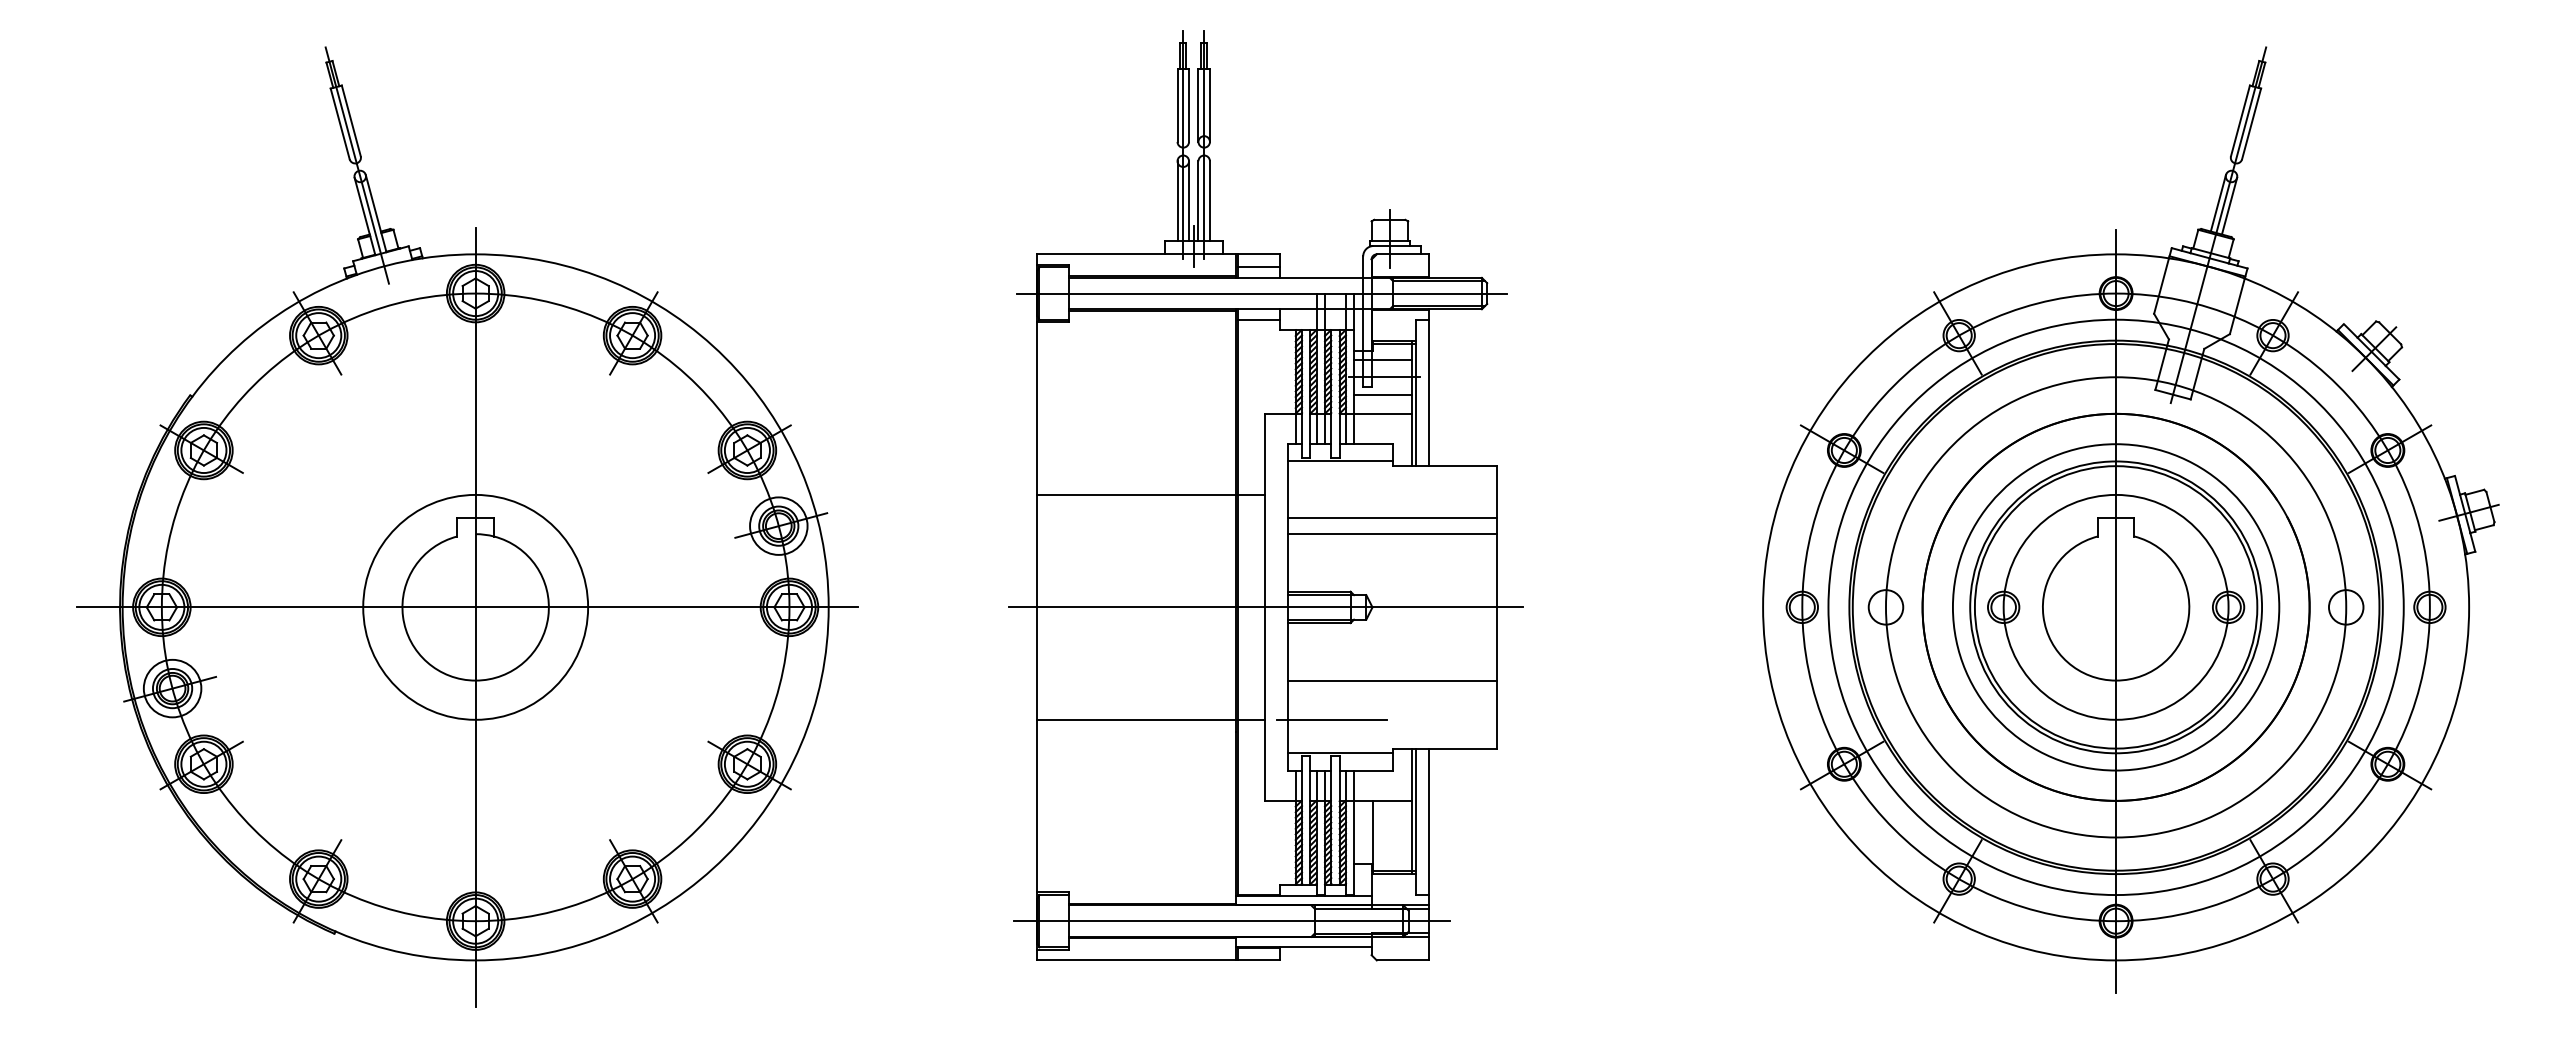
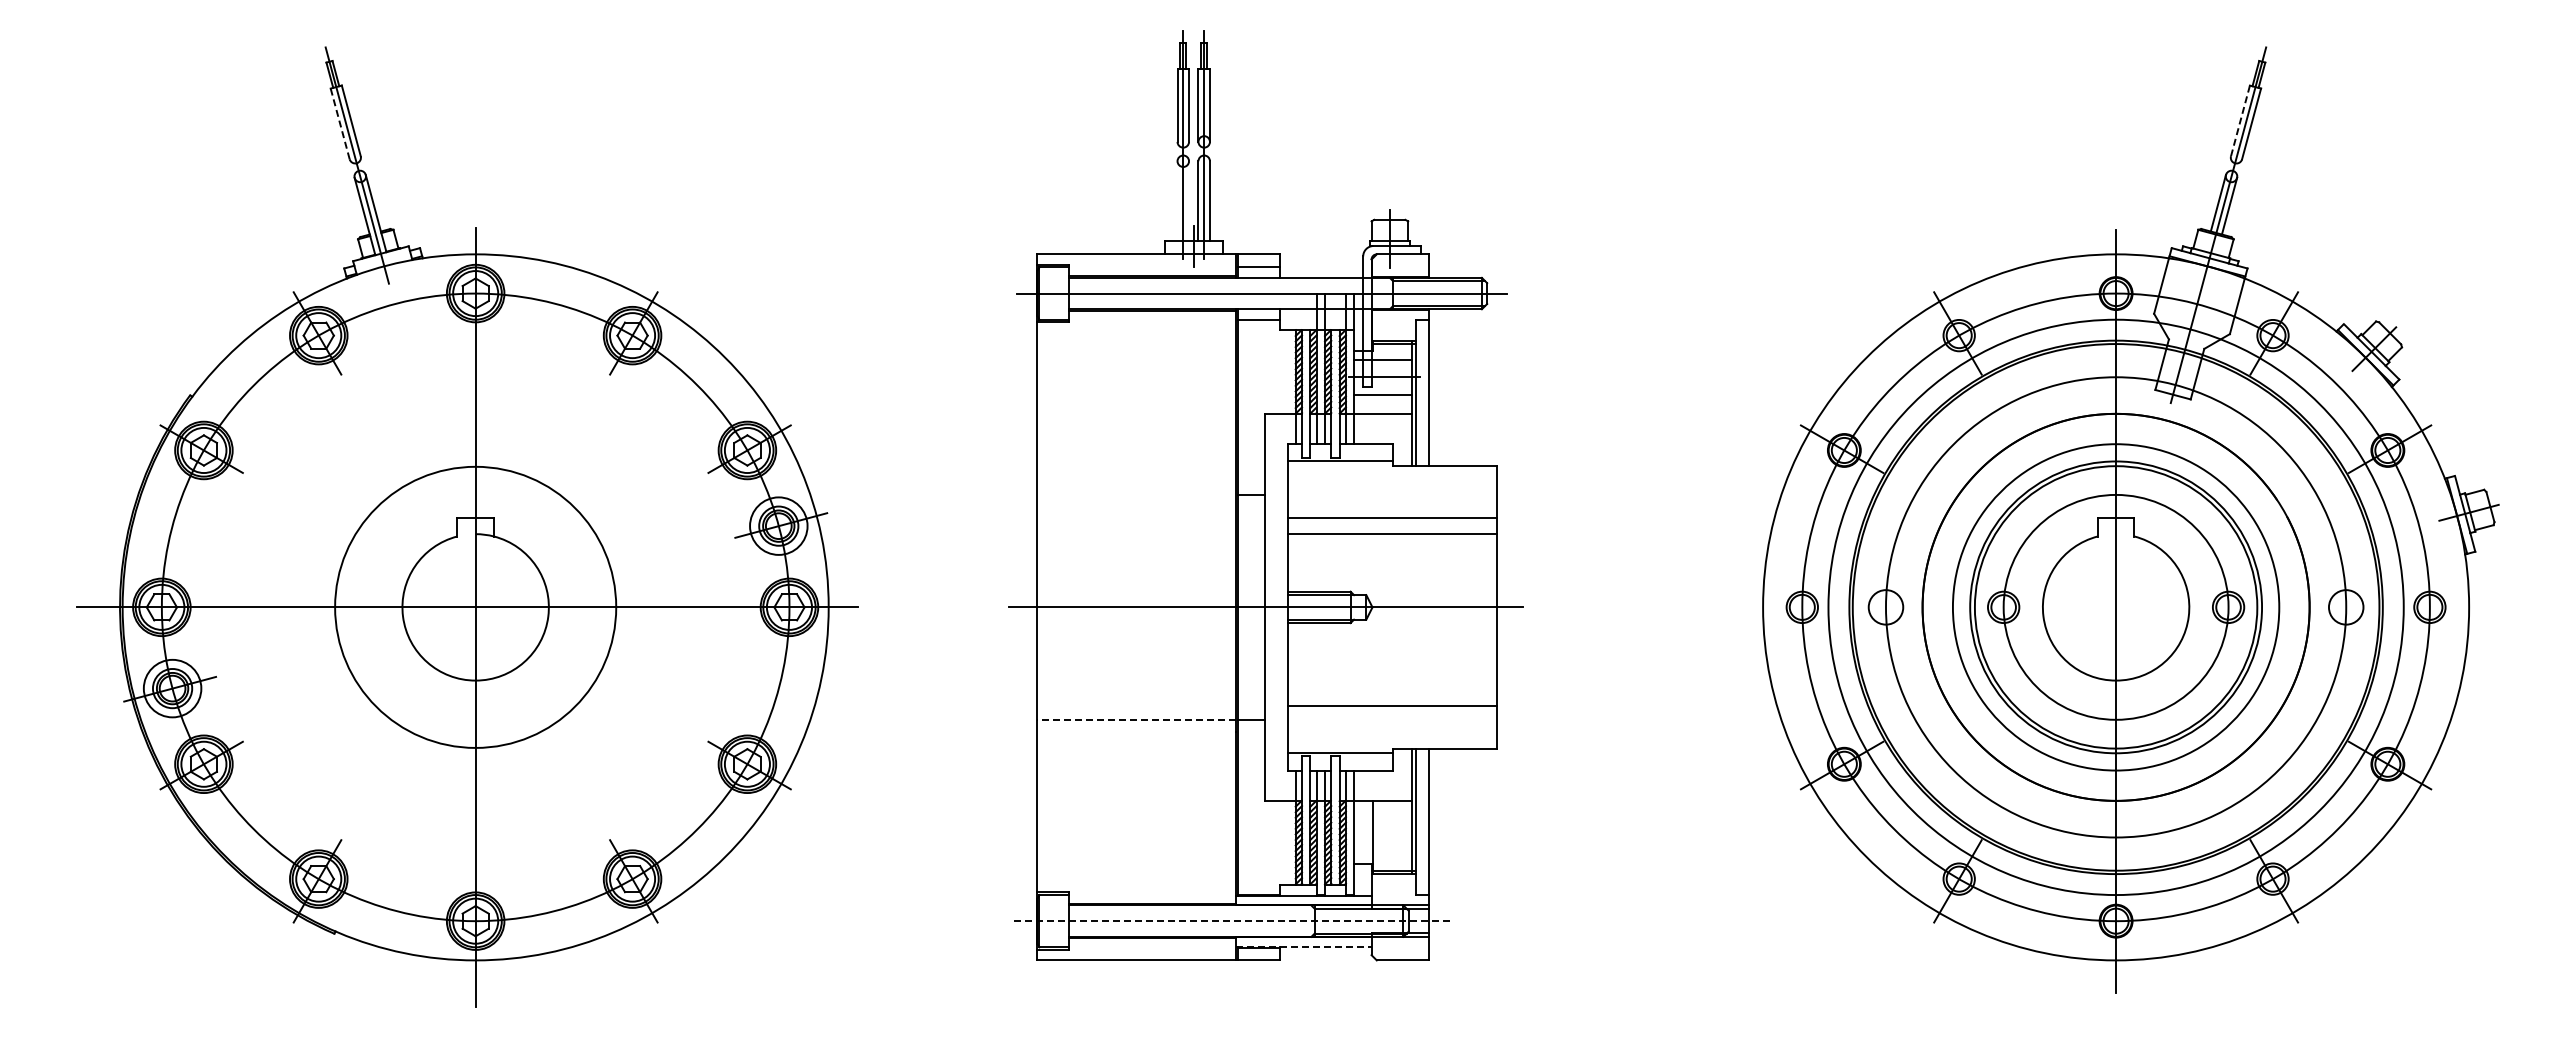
line: solid -> dashed (2240, 120)
line: solid -> dashed (340, 123)
line: present -> none (1177, 201)
line: present -> none (1189, 201)
line: present -> none (1135, 494)
circle diameter: 225 px -> 281 px (475, 606)
line position: (1392, 680) -> (1392, 705) (1392, 705)
line: solid -> dashed (1135, 719)
line: present -> none (1331, 719)
line: solid -> dashed (1231, 921)
line: solid -> dashed (1303, 946)
